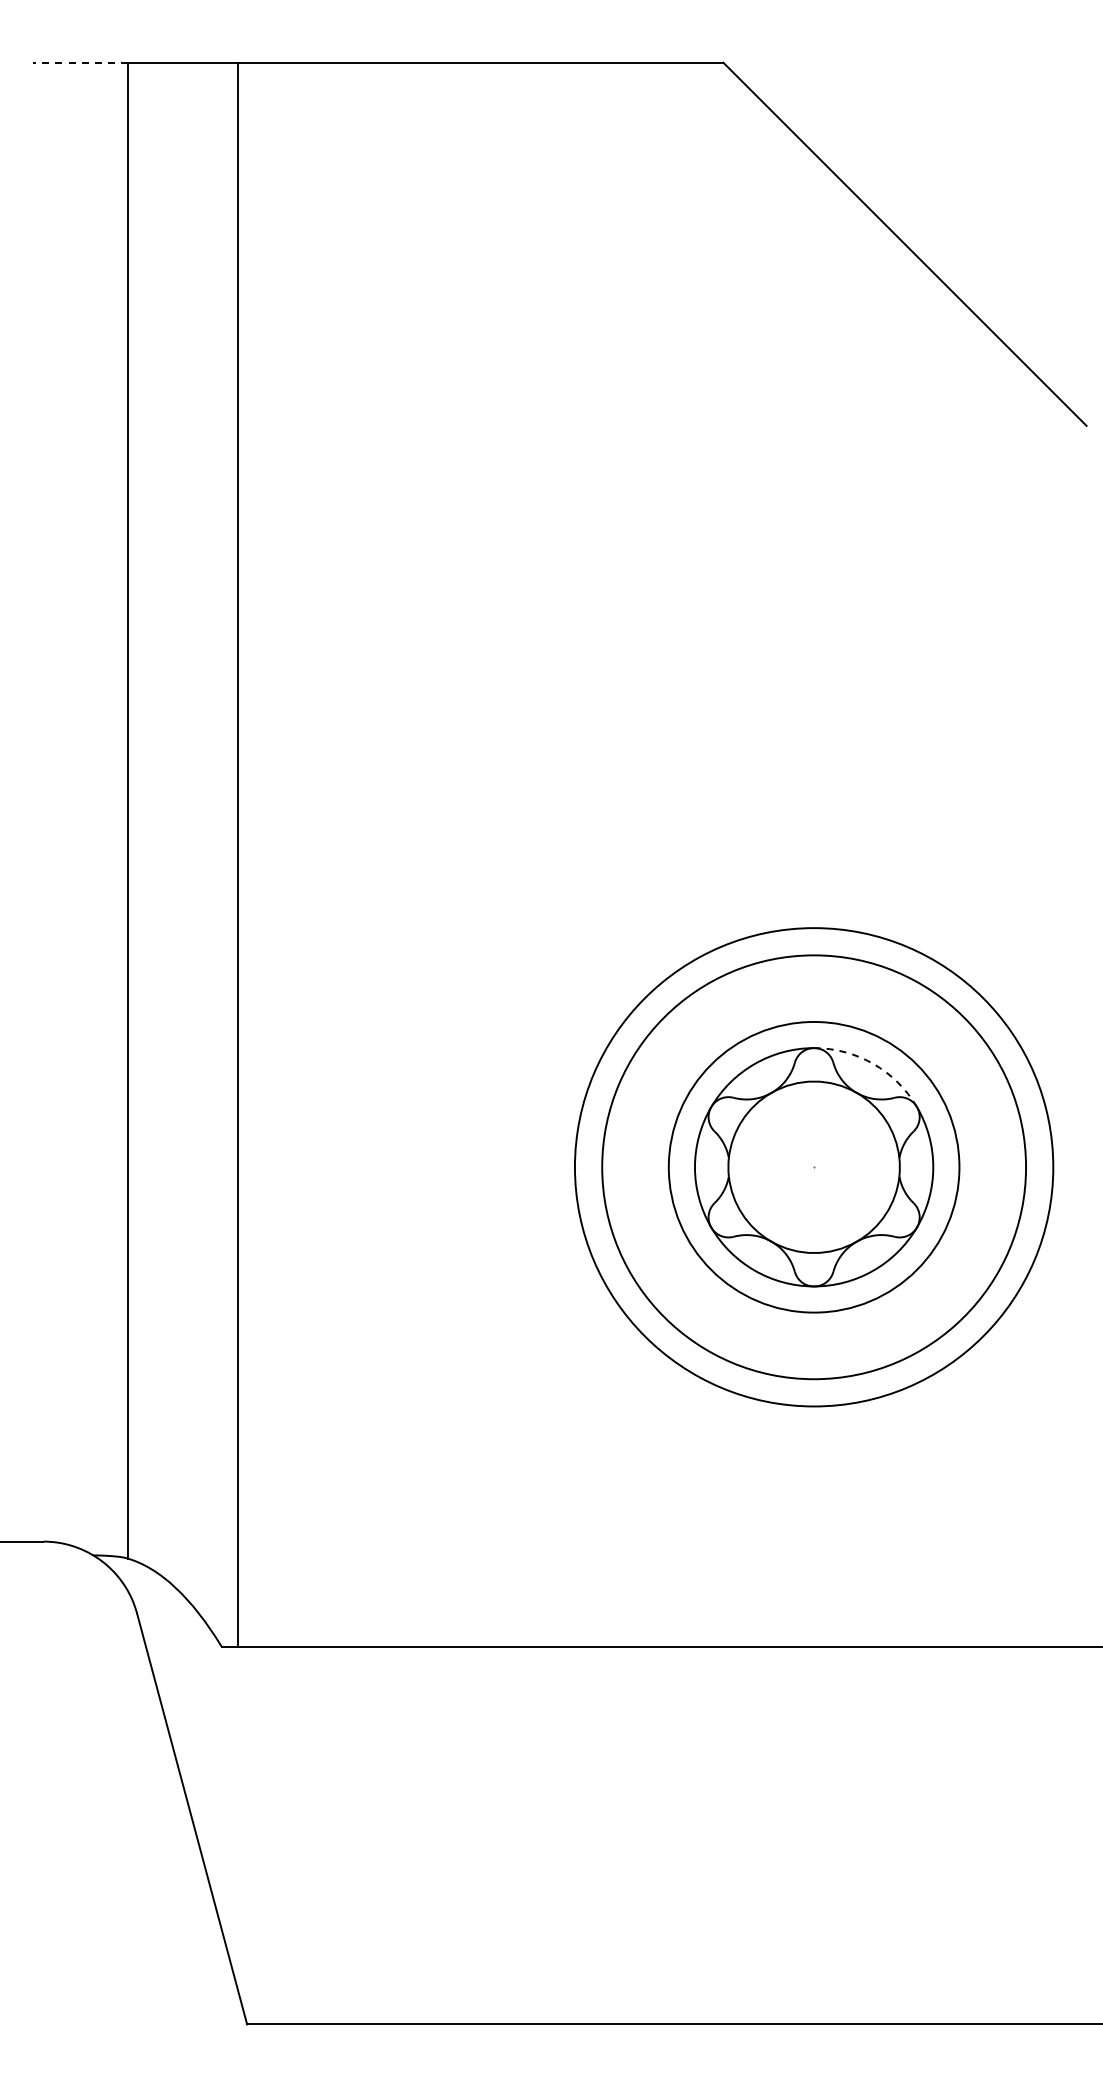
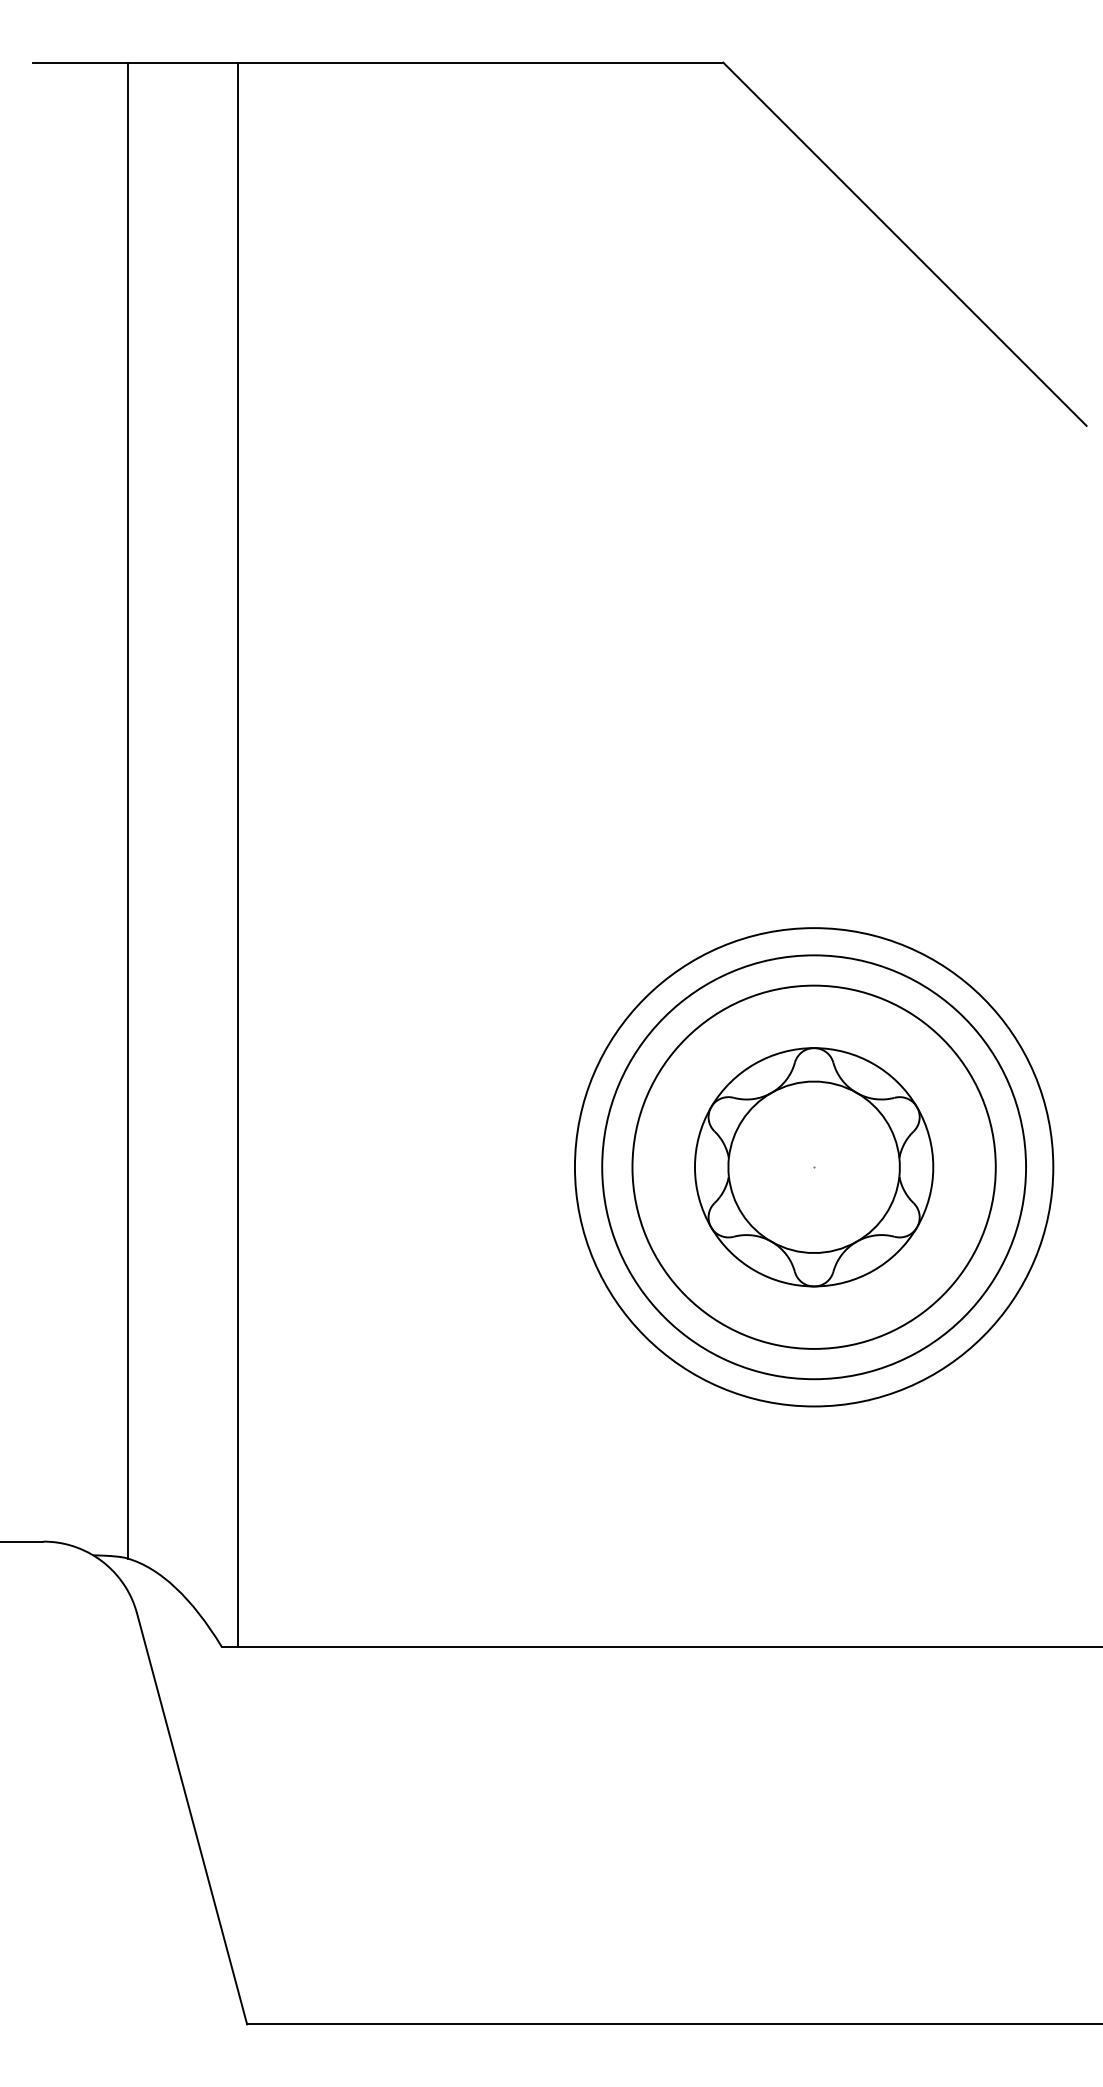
line: dashed -> solid (79, 62)
arc: dashed -> solid (873, 1063)
circle diameter: 291 px -> 363 px (813, 1166)
